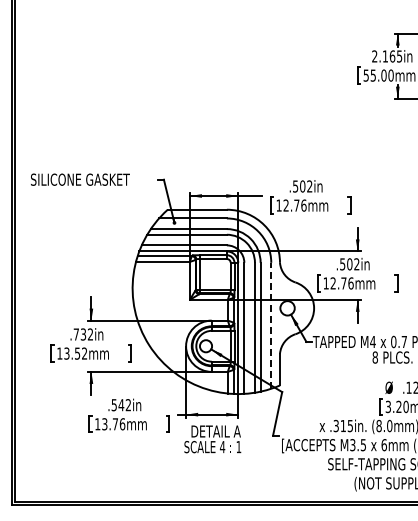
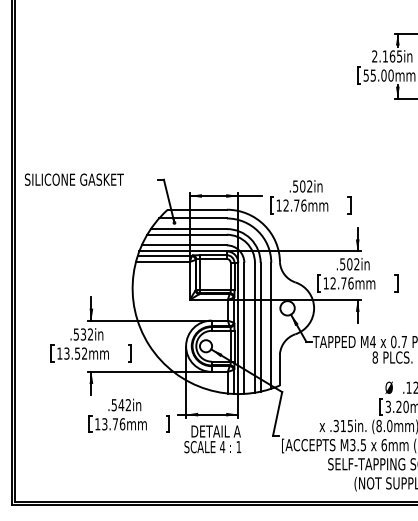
text position: (80, 179) -> (74, 179) (74, 179)
line: dashed -> solid (271, 325)
text: .732in -> .532in (75, 334)
